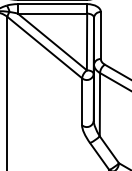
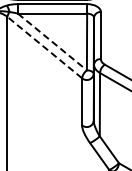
line: solid -> dashed (52, 42)
line: solid -> dashed (44, 47)
